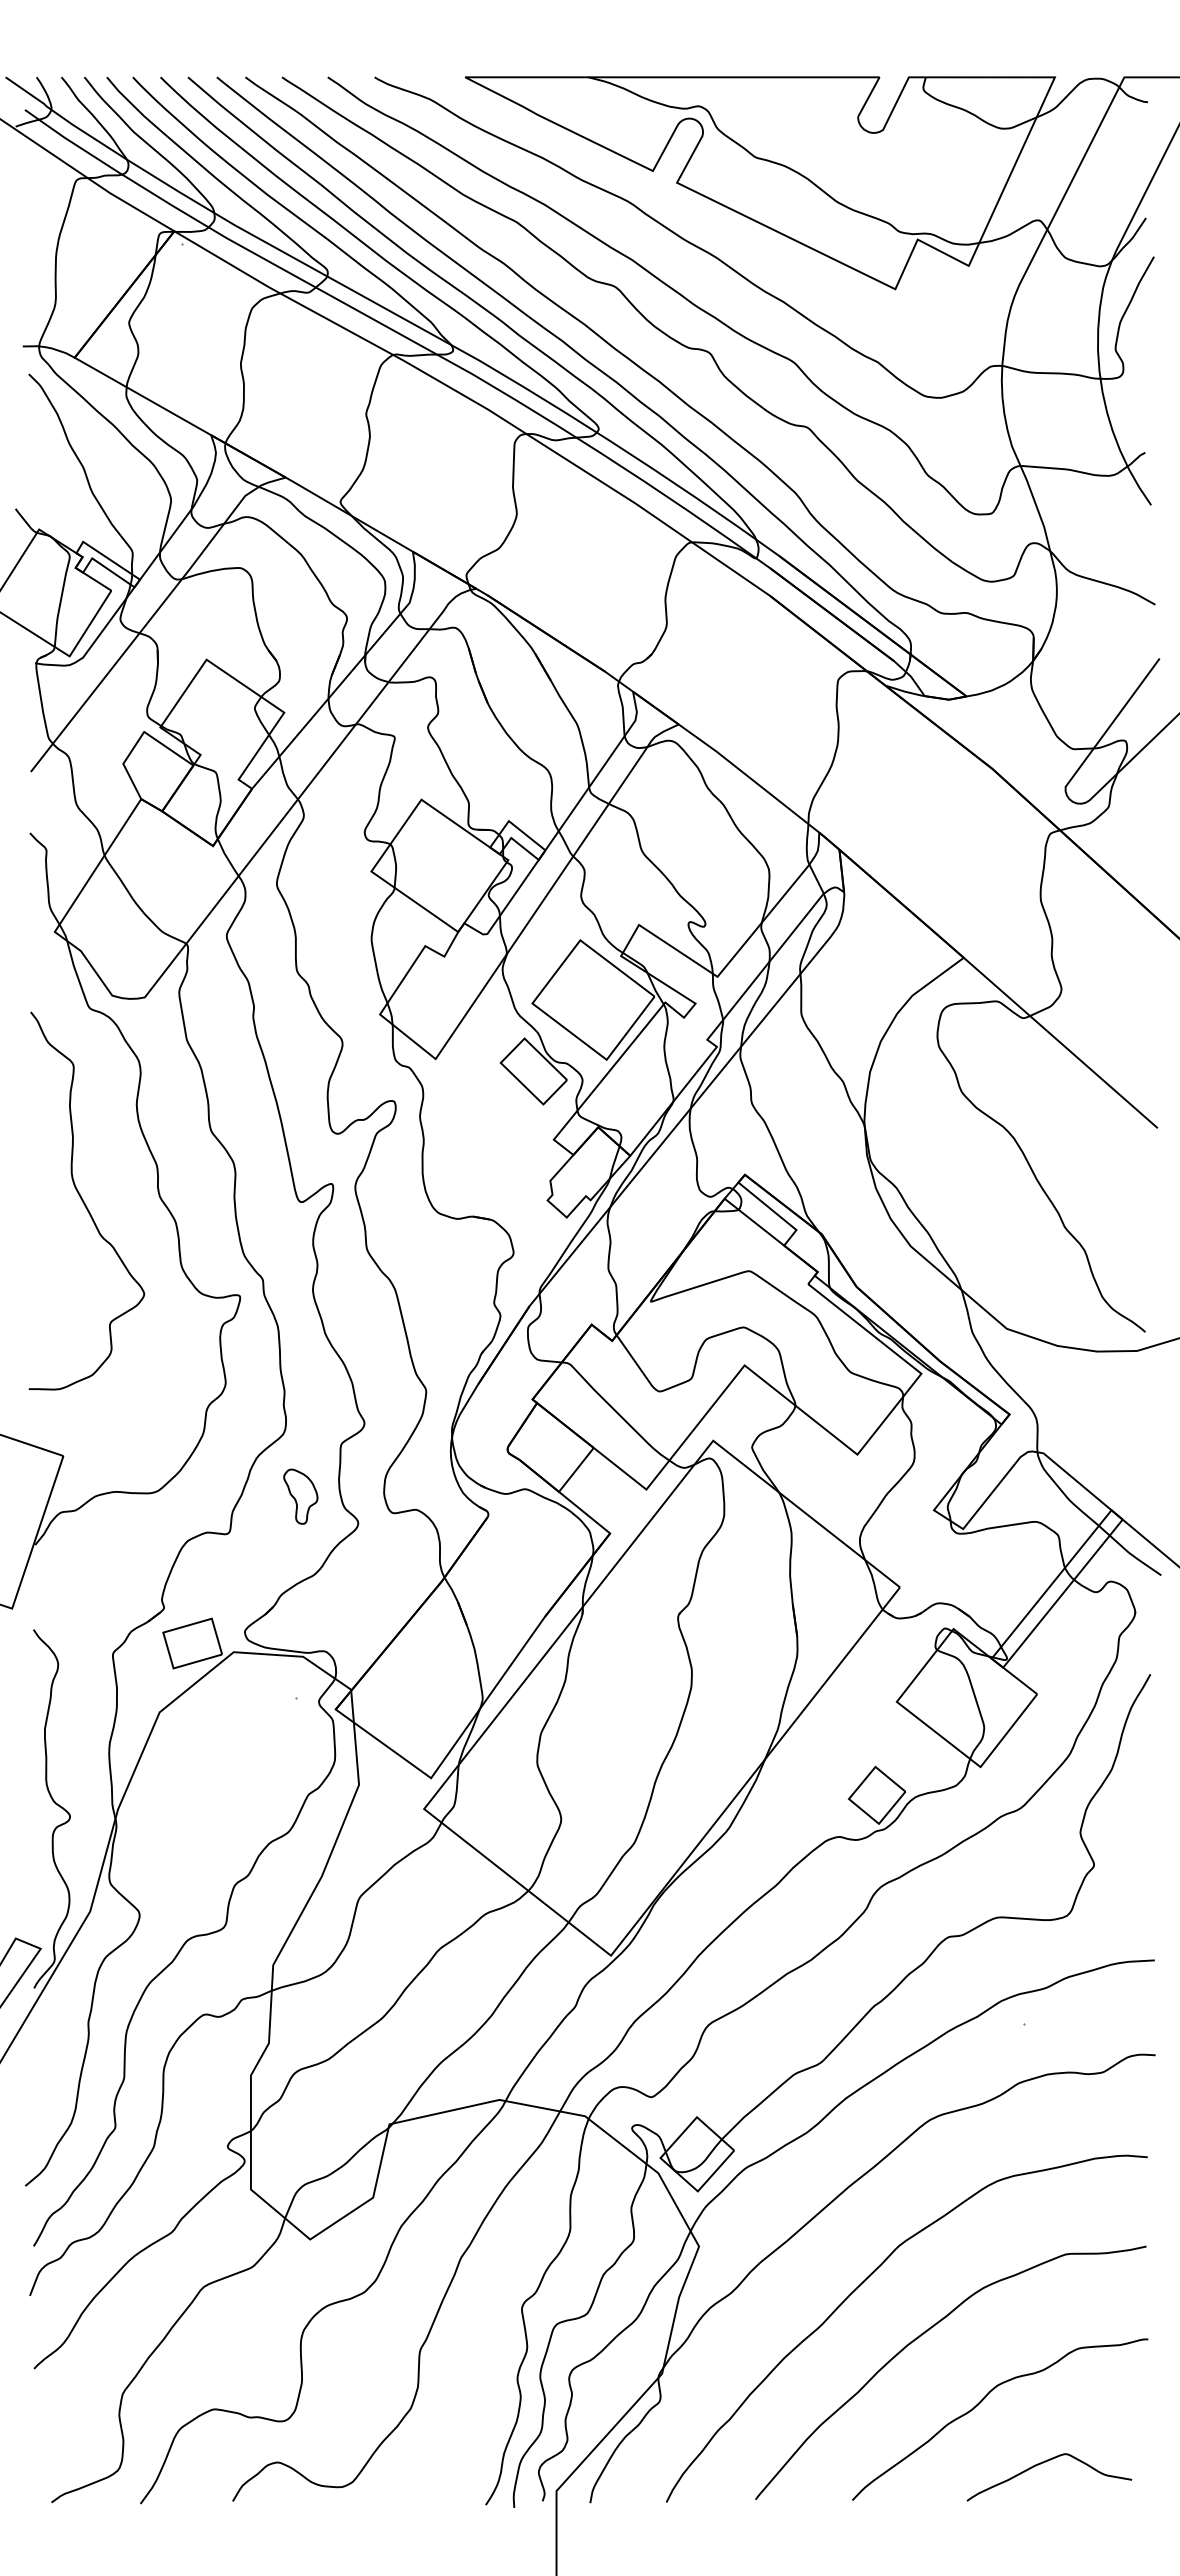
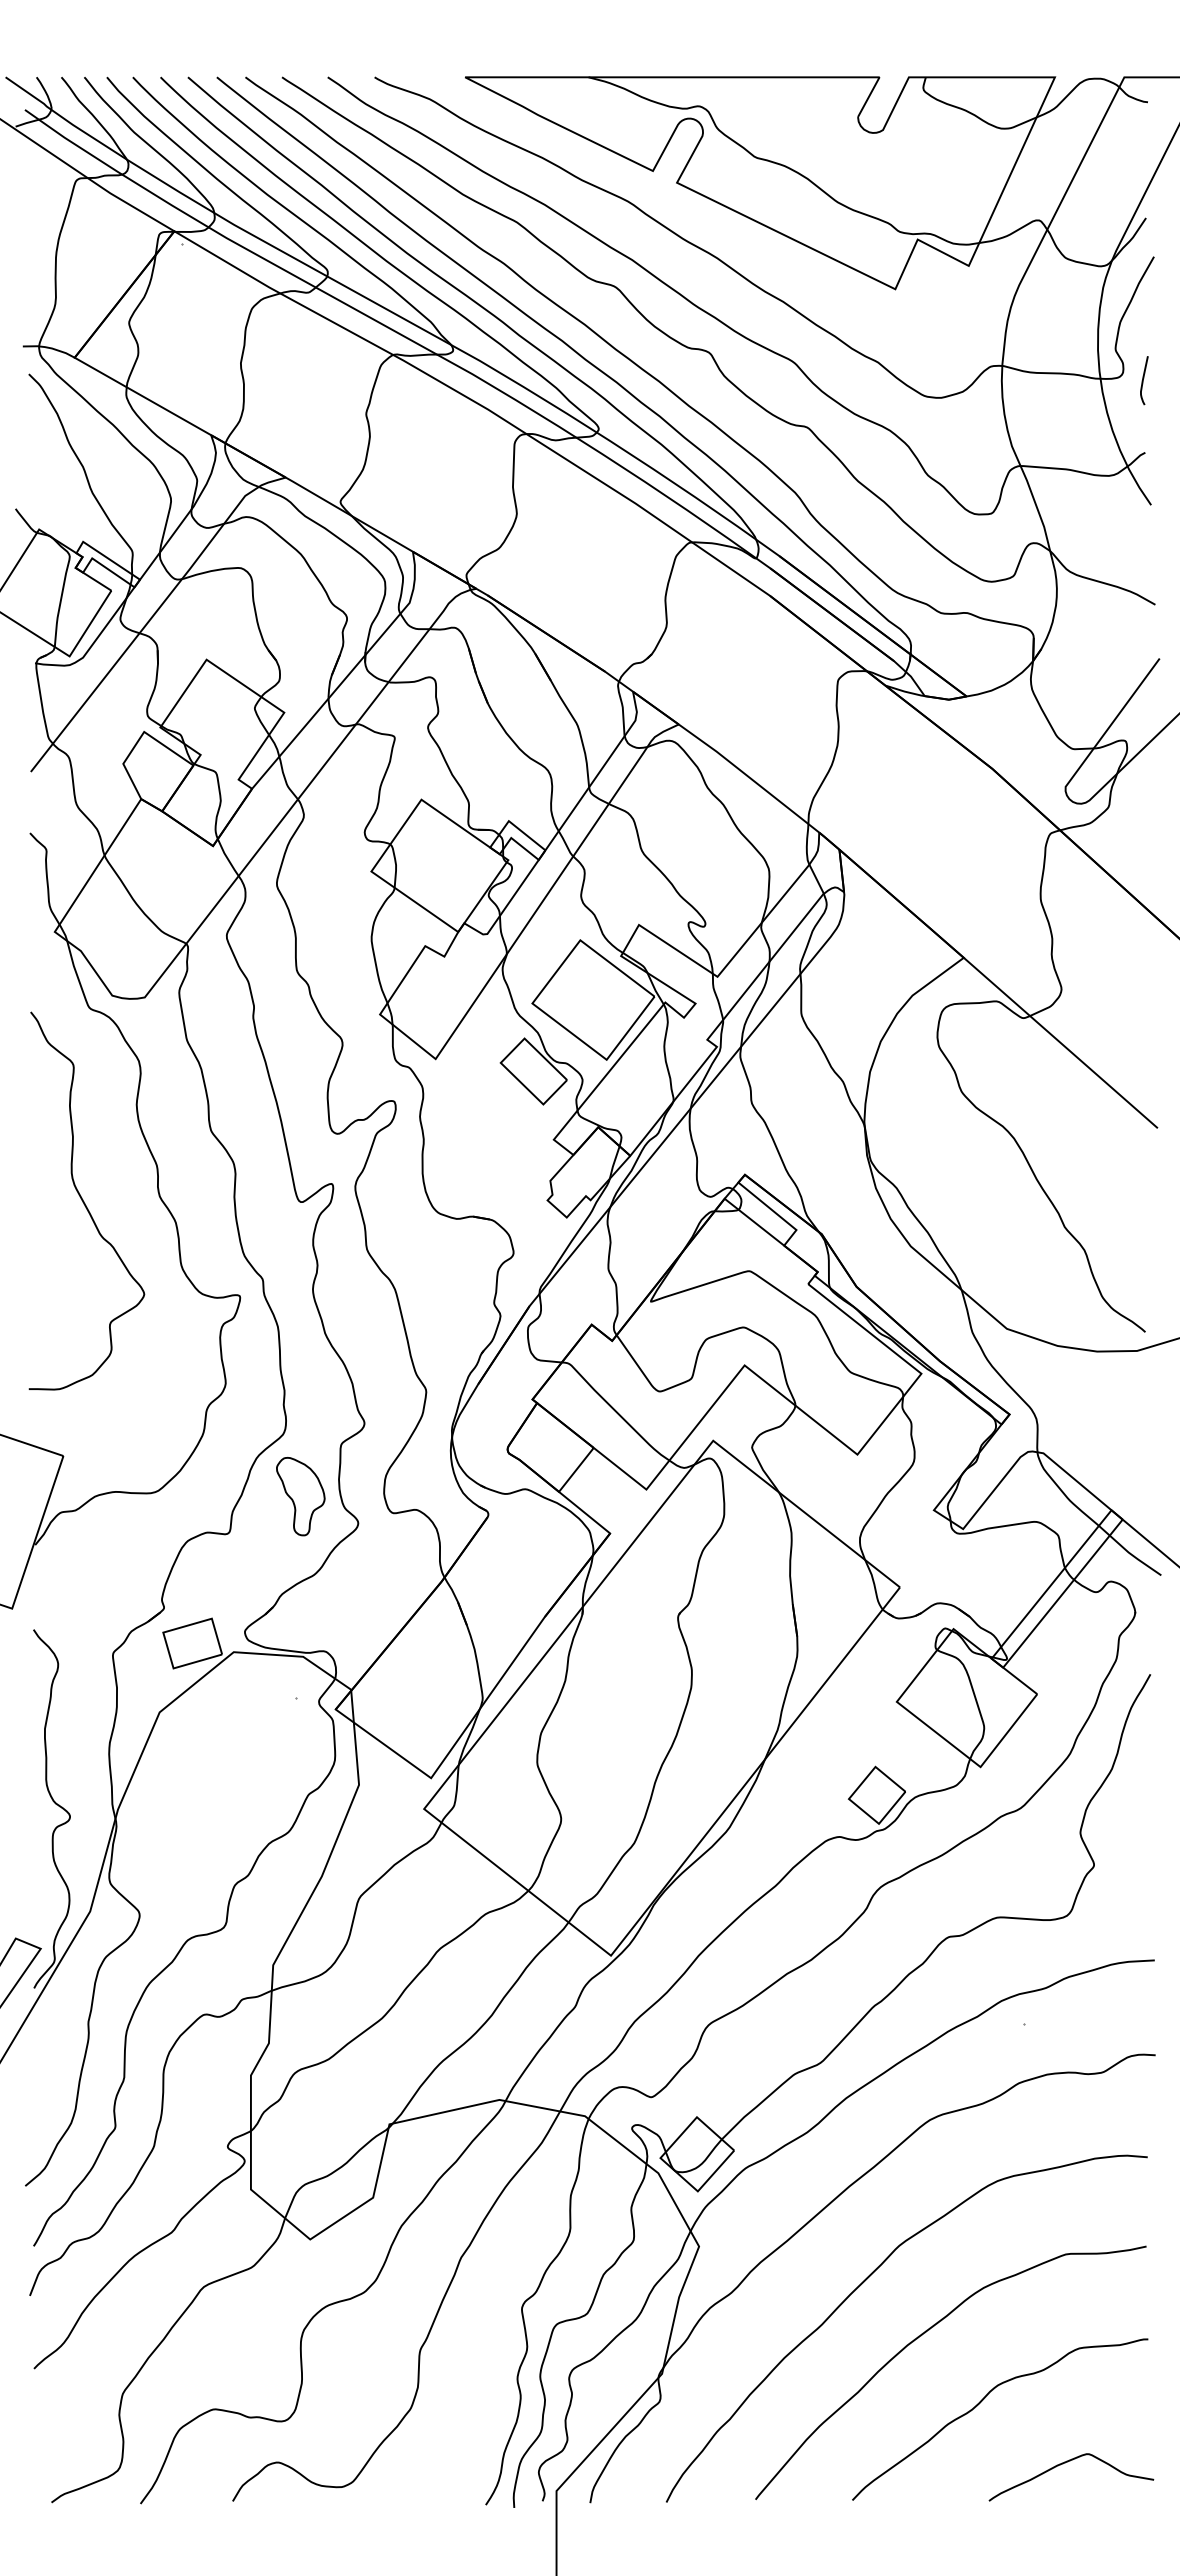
curve: none -> present (1143, 380)
part size: 36x57 px -> 50x80 px (300, 1496)
curve position: (1043, 2463) -> (1065, 2463) (1065, 2463)
